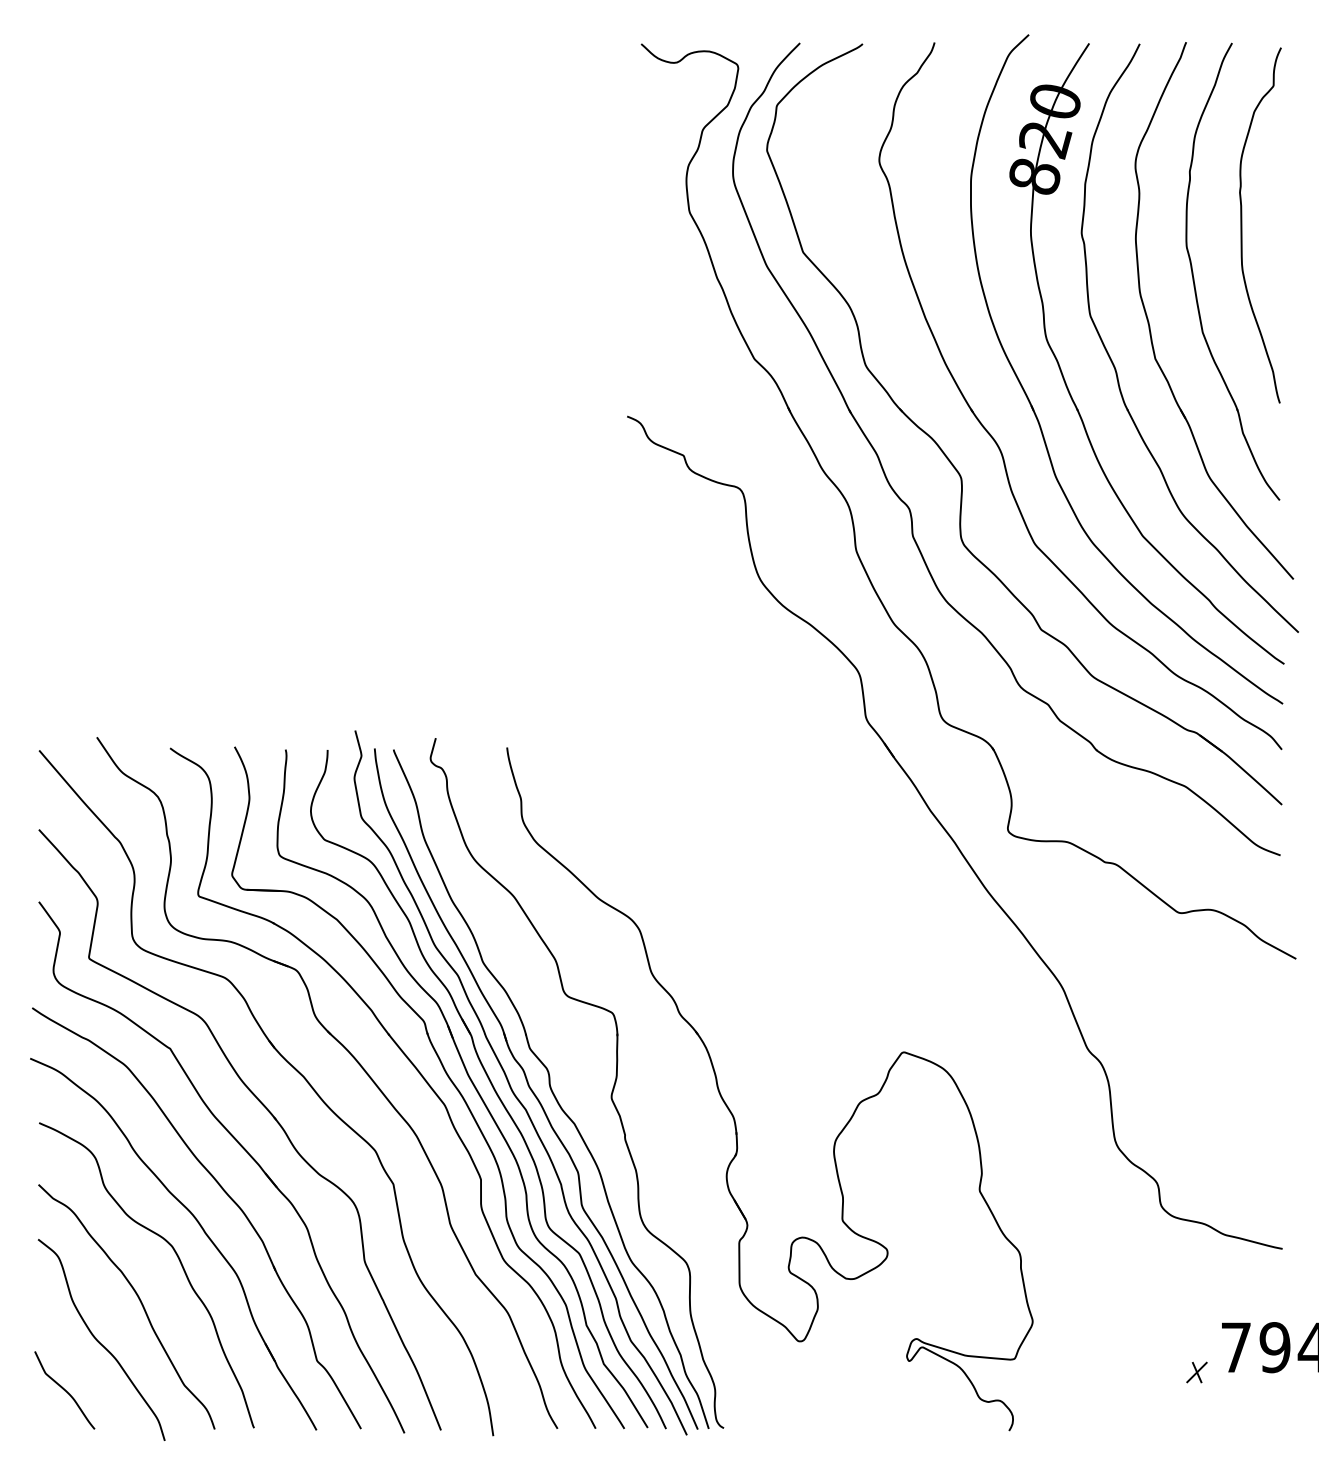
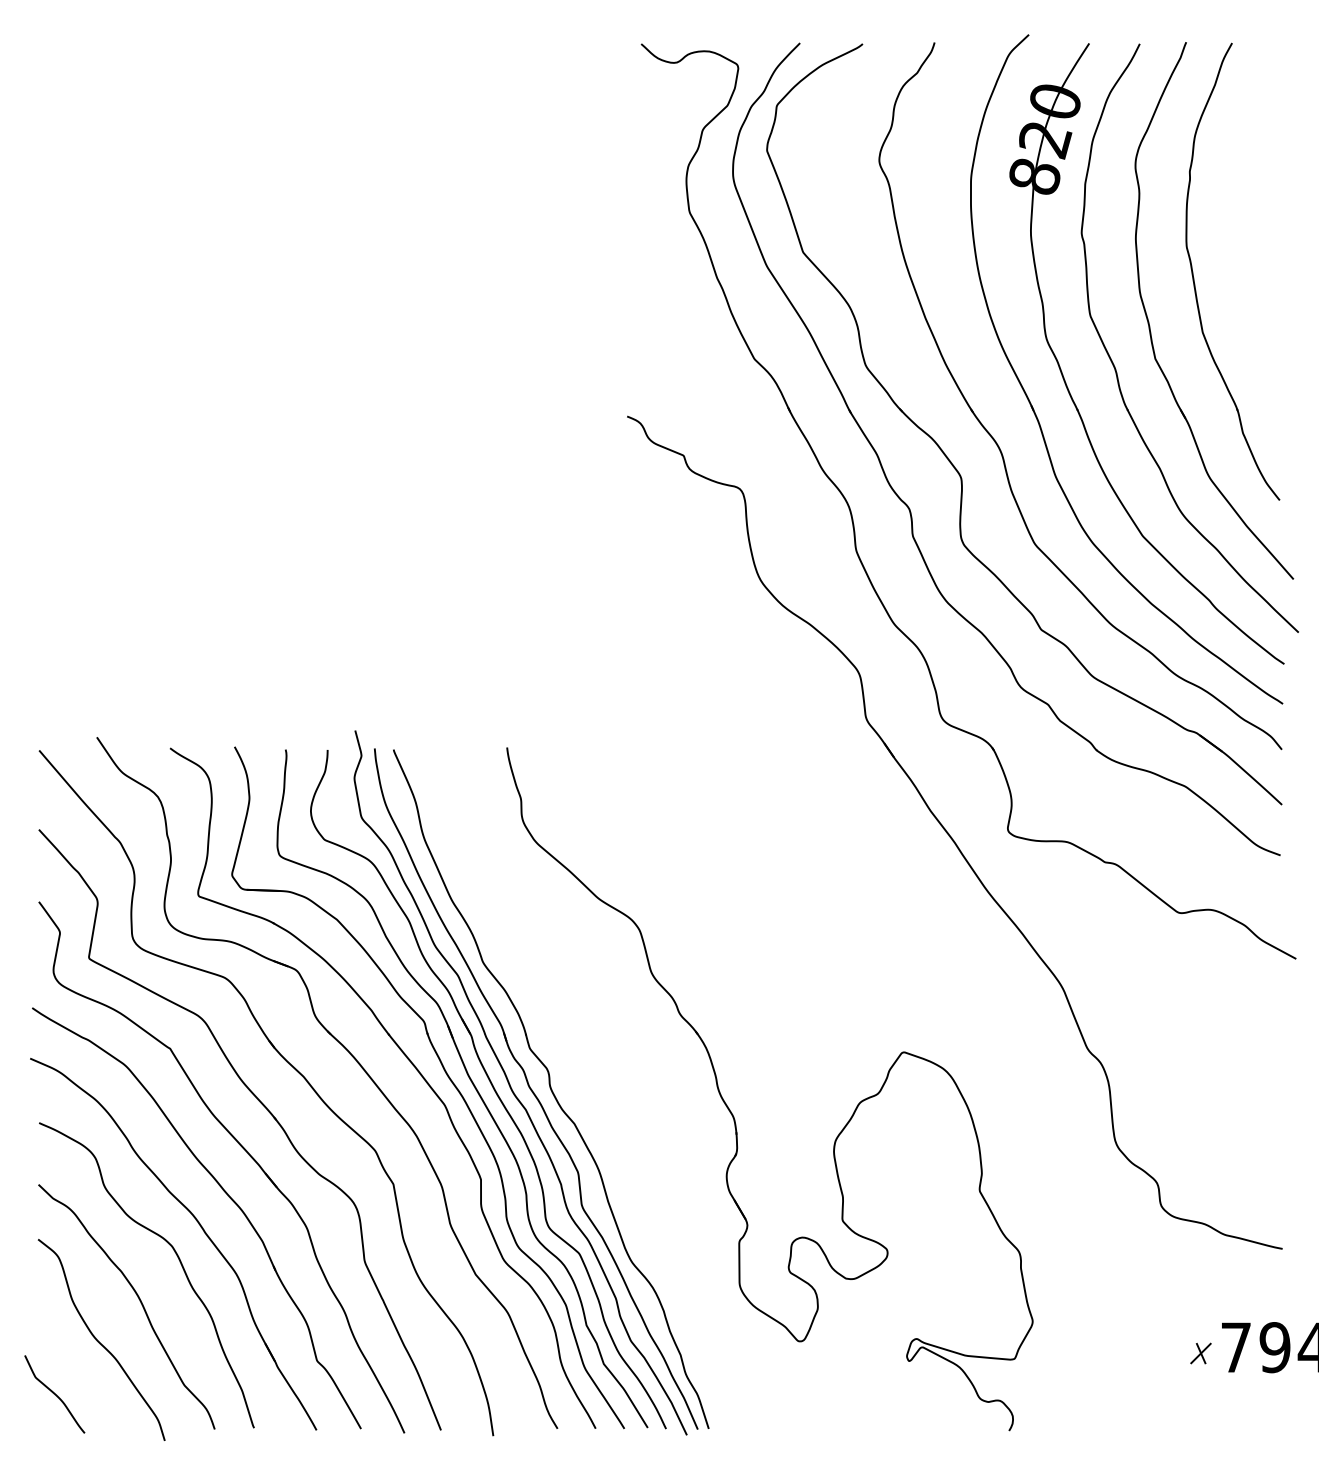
curve: present -> none (1242, 225)
part: present -> none (611, 1091)
part position: (1196, 1372) -> (1200, 1353) (1200, 1353)
curve position: (64, 1390) -> (54, 1394) (54, 1394)
